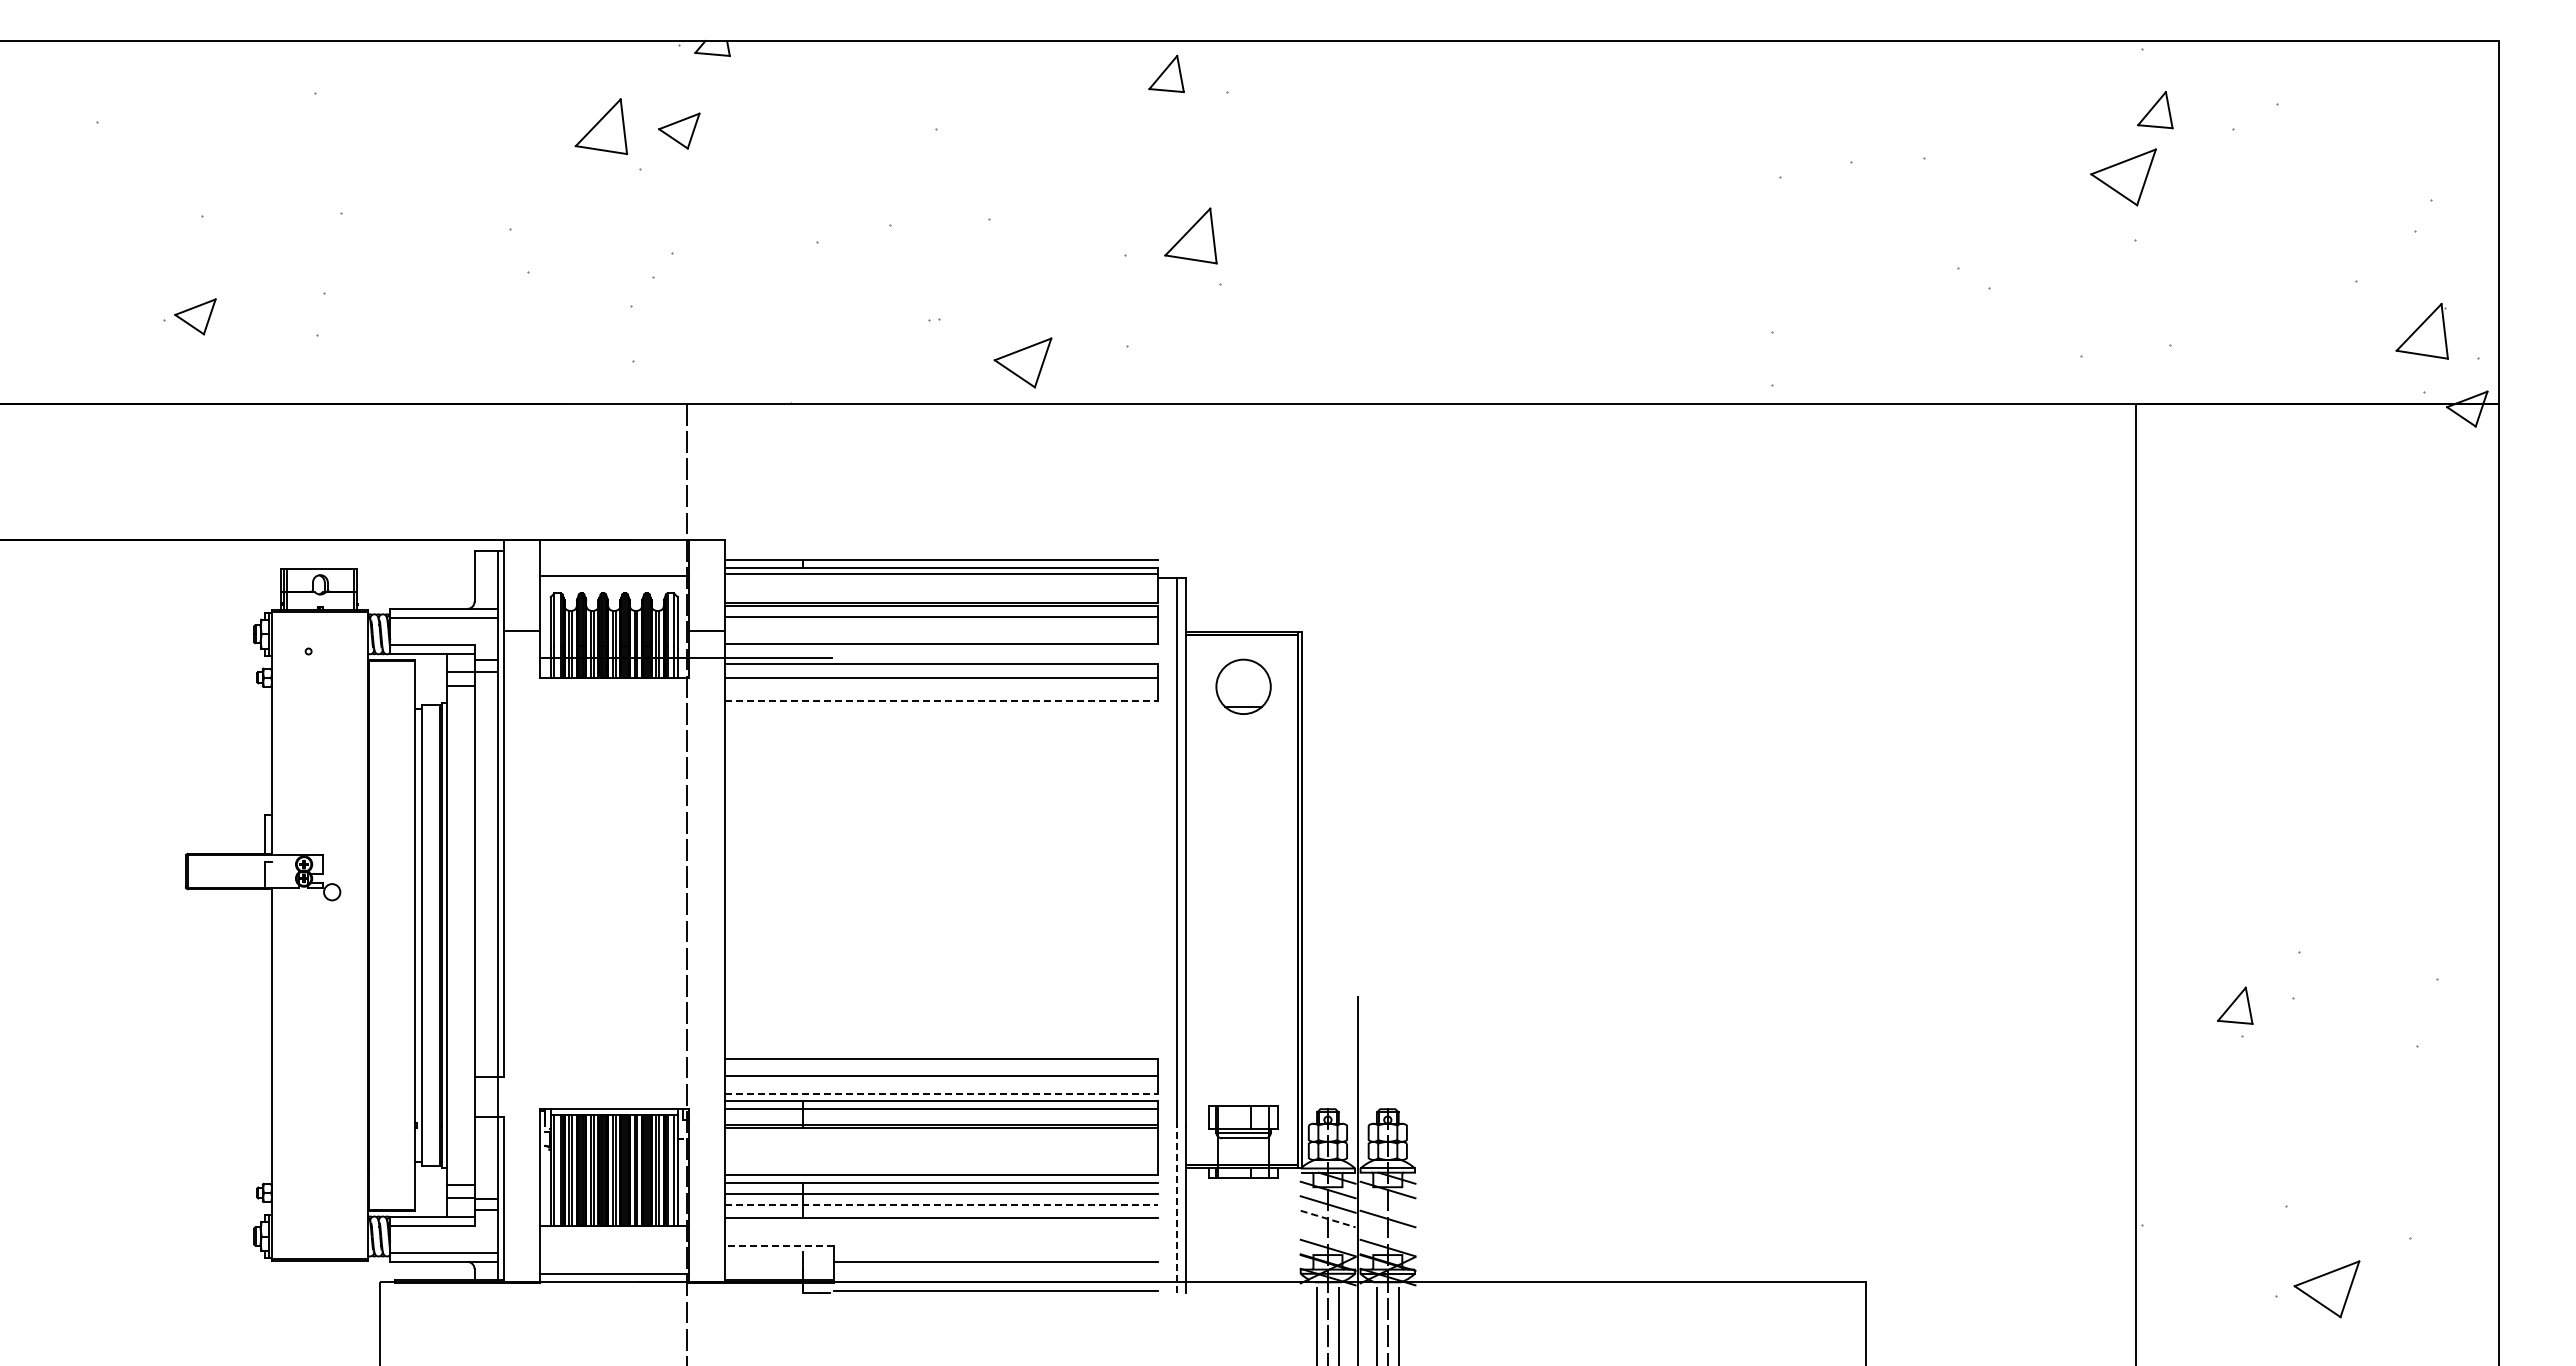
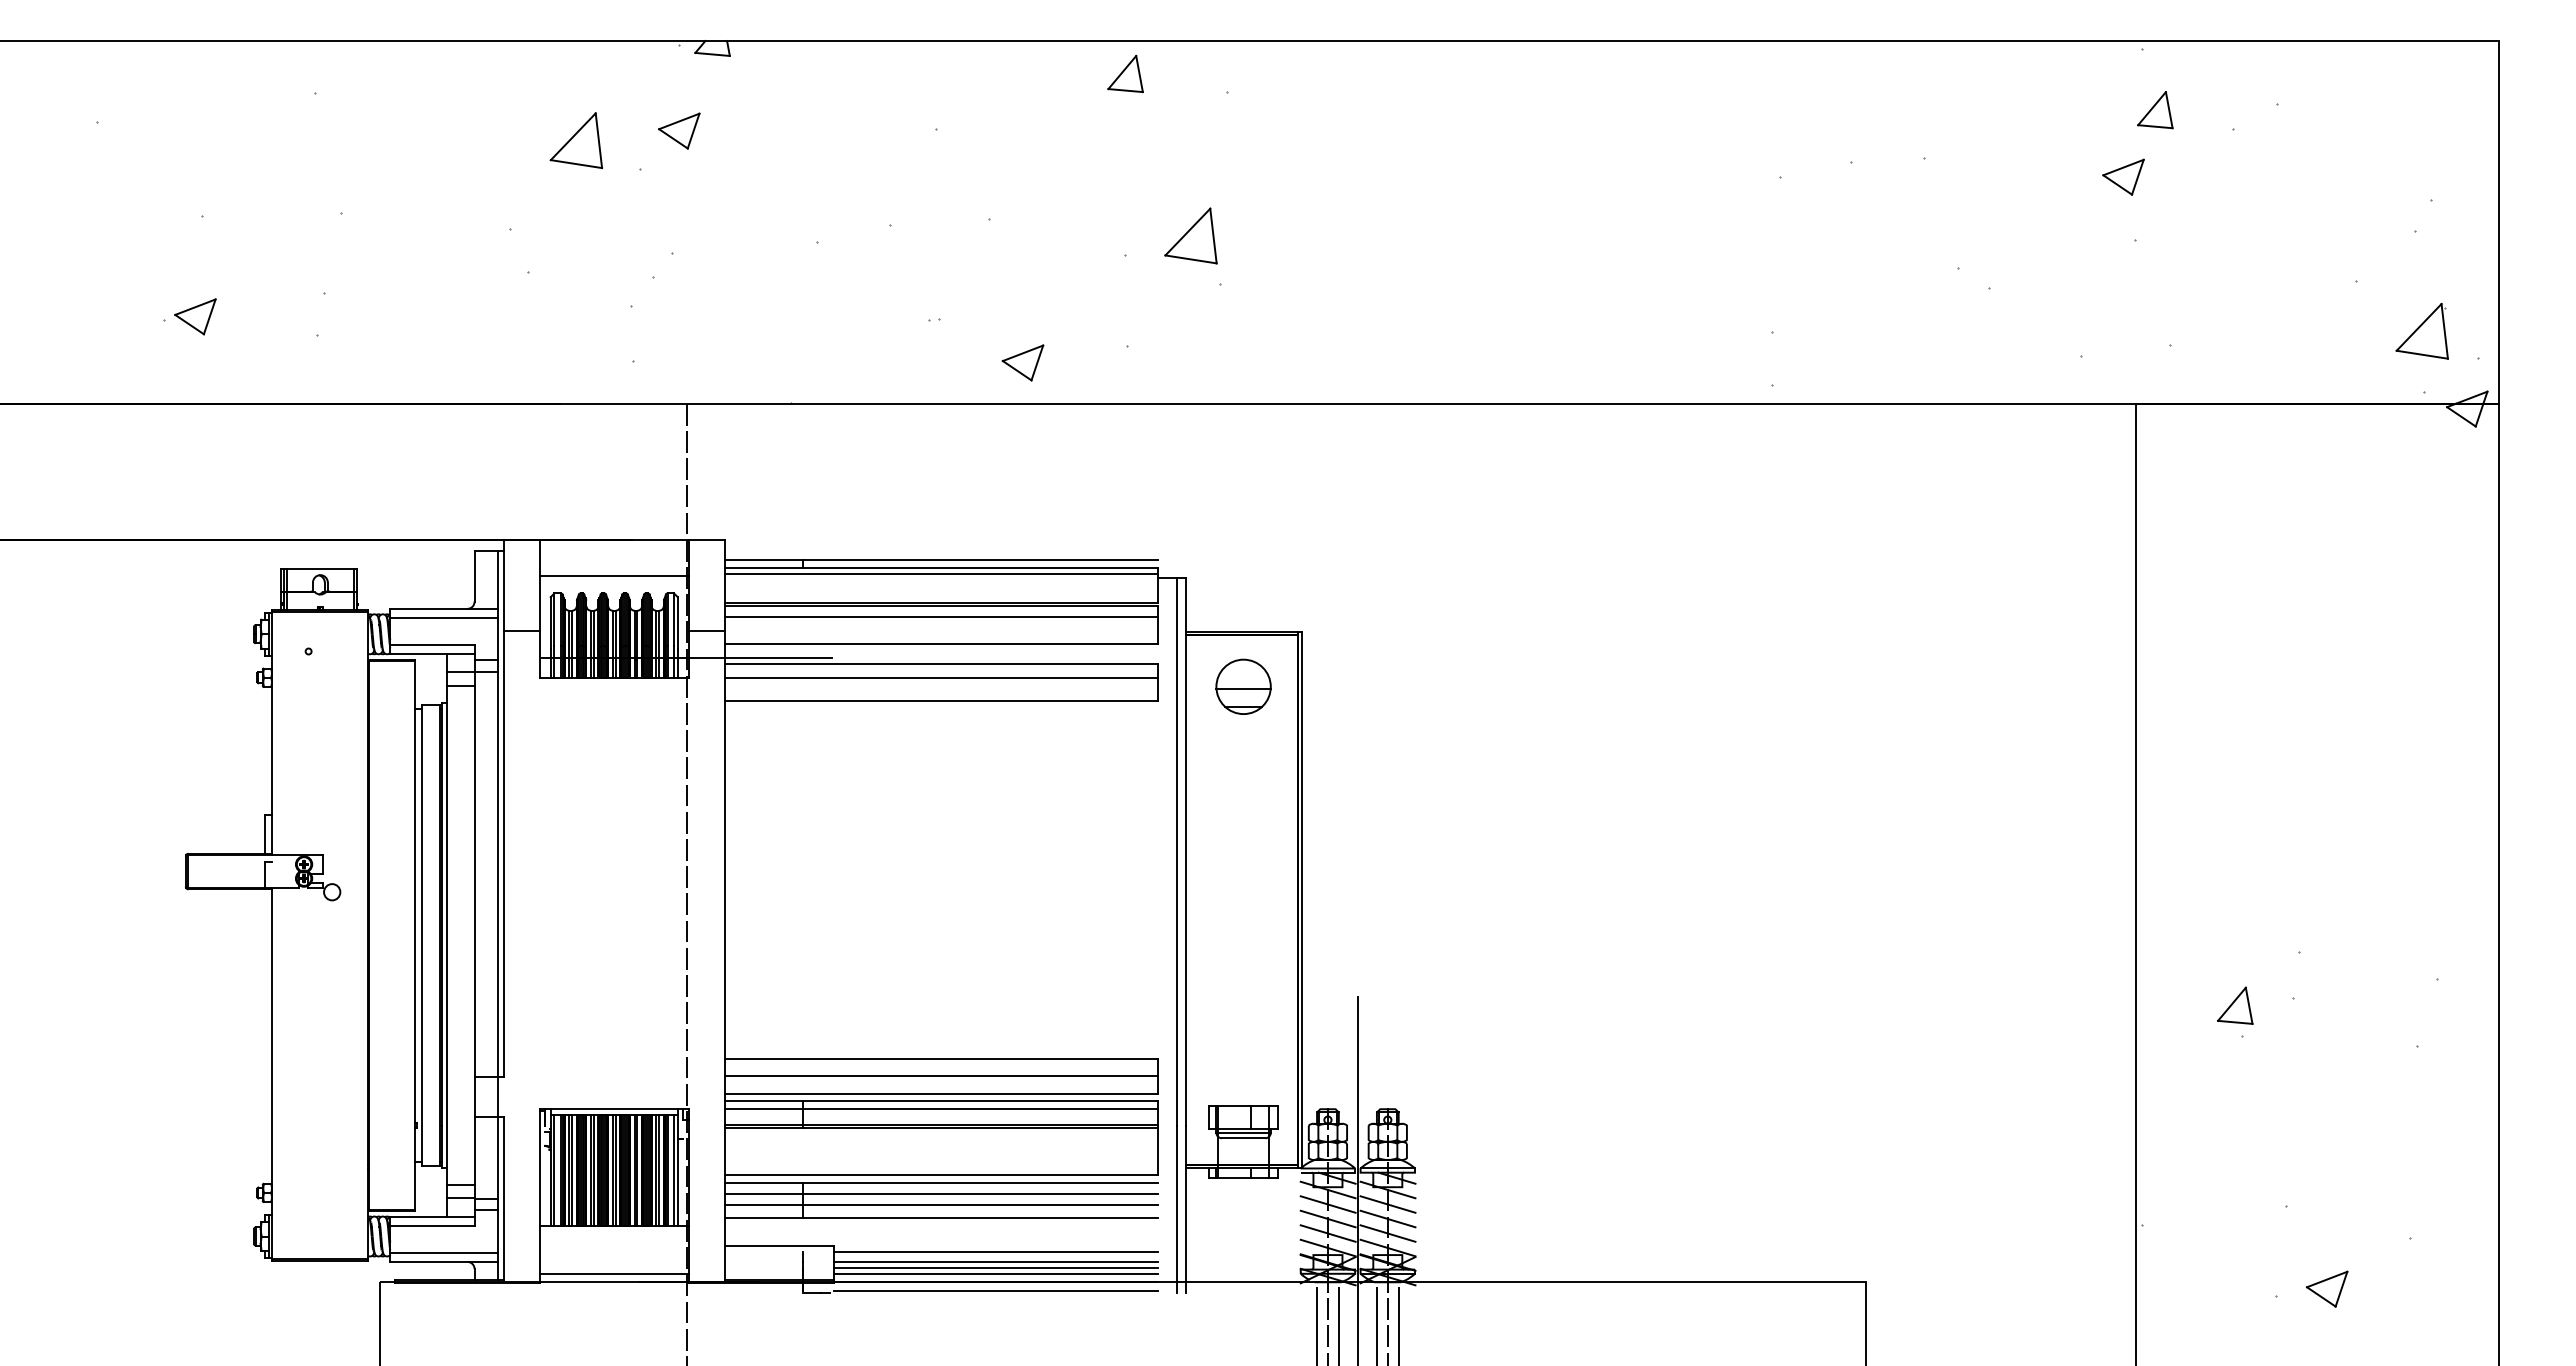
part position: (1166, 73) -> (1125, 73) (1125, 73)
part position: (600, 126) -> (575, 140) (575, 140)
part size: 67x59 px -> 43x38 px (2123, 176)
part size: 60x52 px -> 44x38 px (1022, 362)
line: none -> present (1243, 688)
line: dashed -> solid (941, 701)
line: dashed -> solid (941, 1094)
line: dashed -> solid (941, 1204)
line: none -> present (1387, 1204)
line: dashed -> solid (1176, 1209)
line: dashed -> solid (1328, 1219)
line: none -> present (1327, 1233)
line: none -> present (1387, 1233)
line: dashed -> solid (778, 1246)
line: none -> present (995, 1251)
line: none -> present (995, 1268)
line: none -> present (995, 1273)
part size: 68x59 px -> 43x38 px (2327, 1288)
